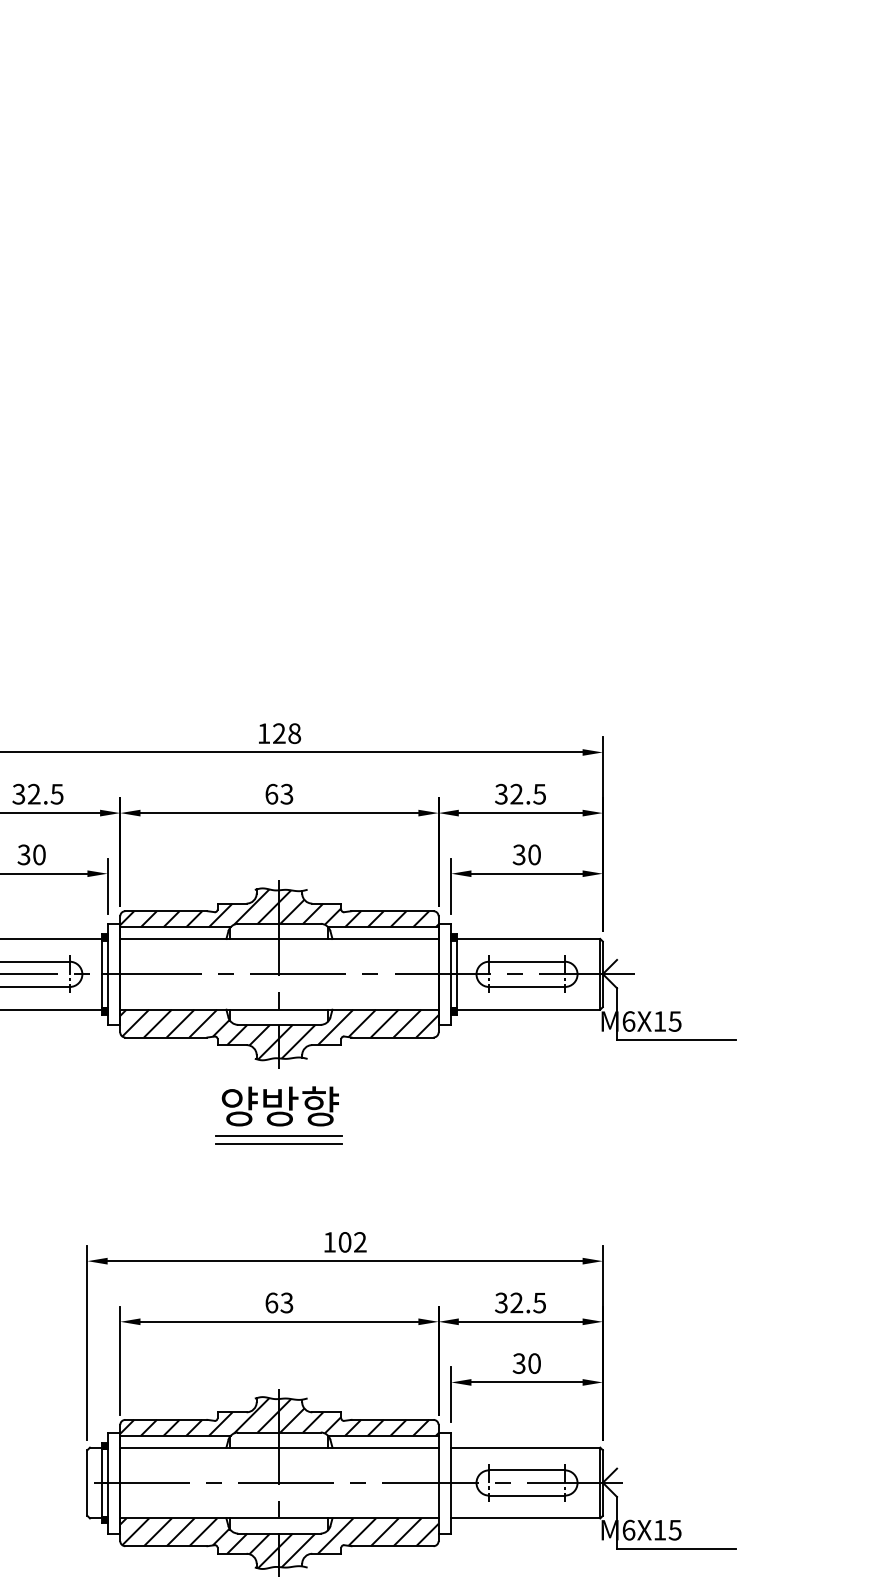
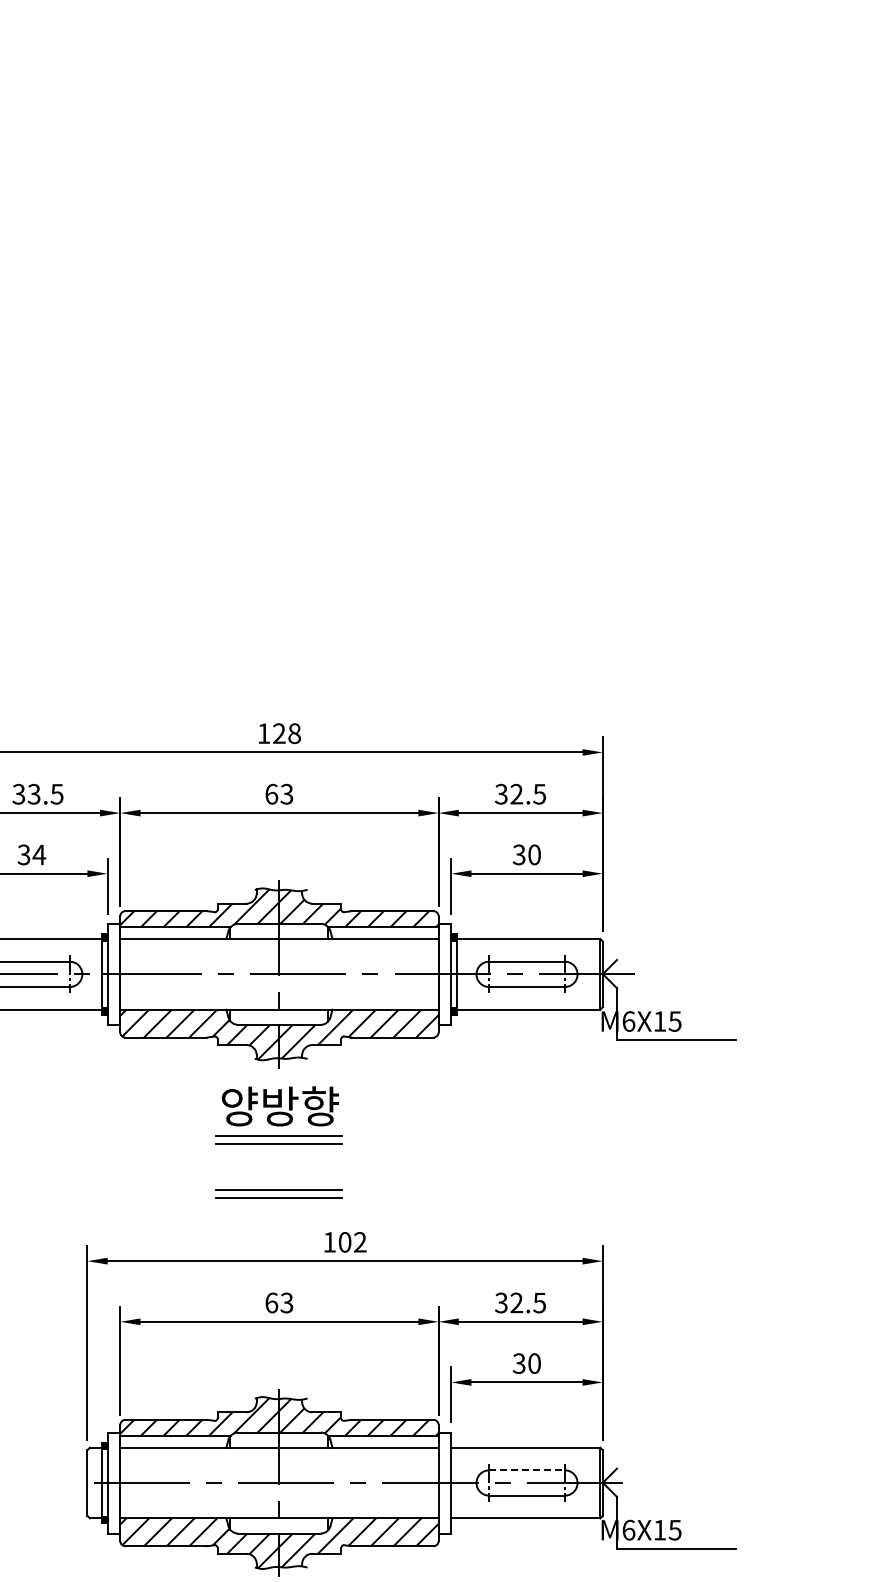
text: 32.5 -> 33.5 (33, 794)
text: 30 -> 34 (39, 854)
part: none -> present (278, 1193)
line: solid -> dashed (527, 1470)
